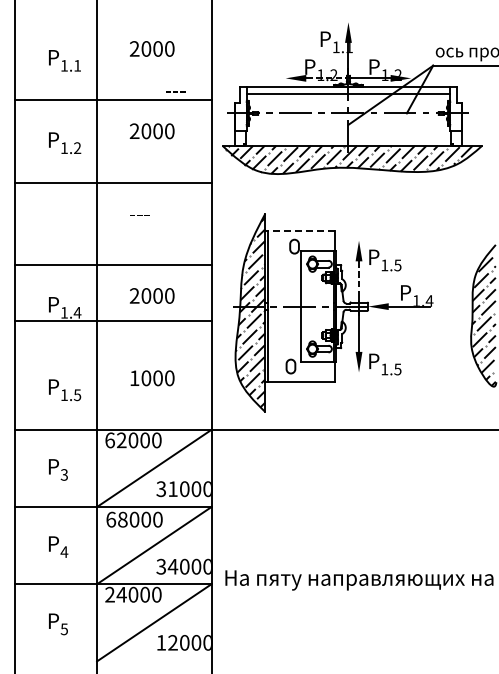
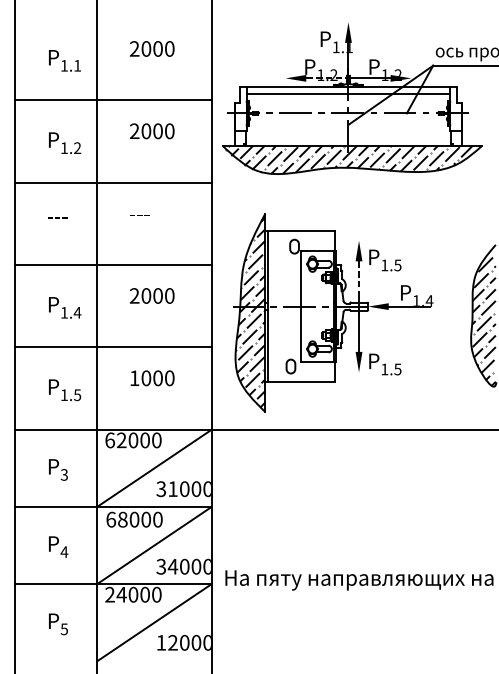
text position: (175, 91) -> (57, 217) (57, 217)
line: dashed -> solid (300, 231)
line position: (112, 321) -> (112, 347) (112, 347)
